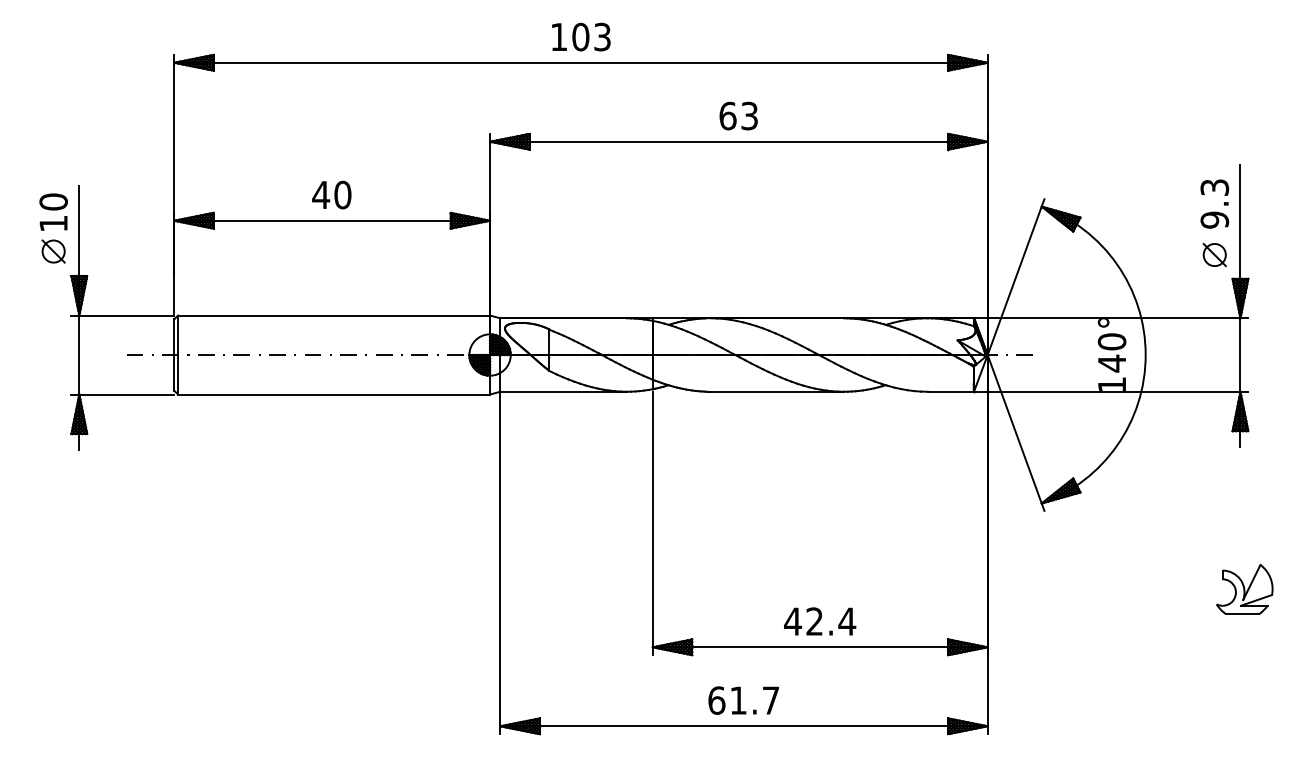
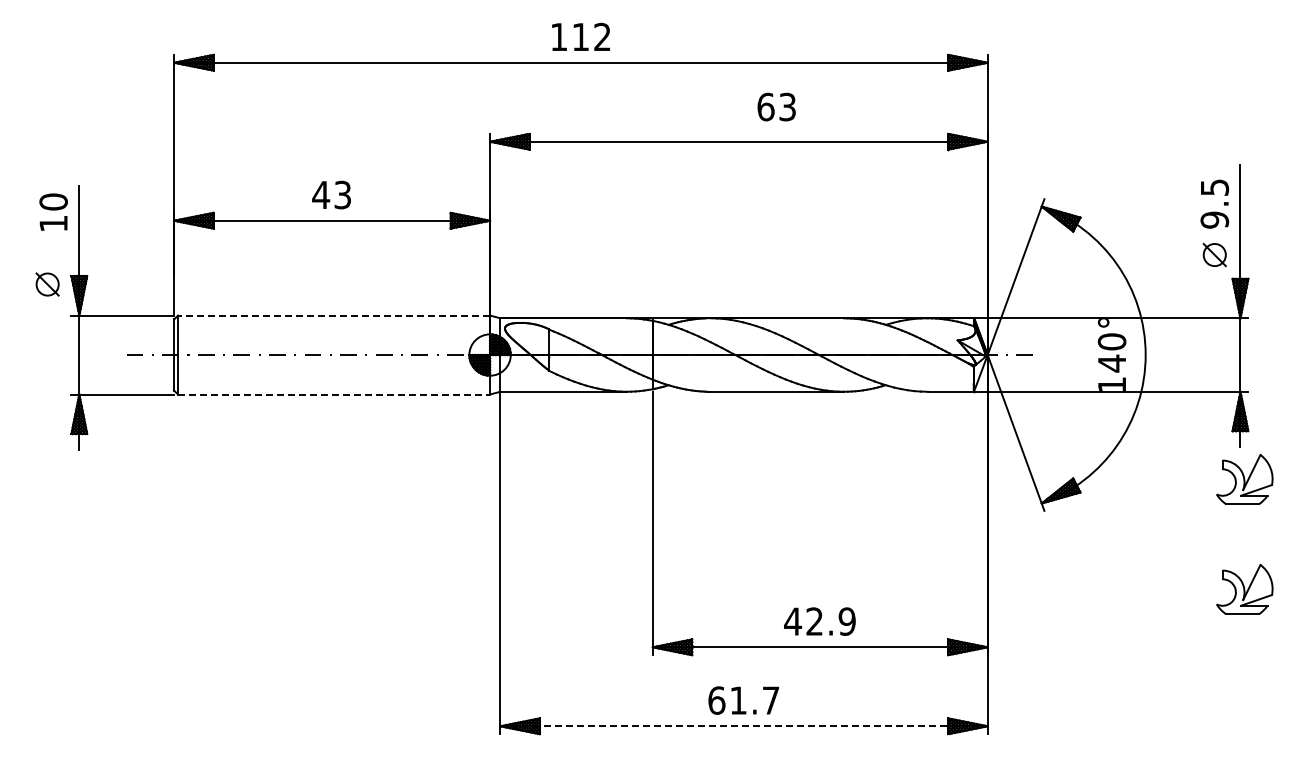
text: 103 -> 112 (591, 36)
text position: (738, 115) -> (776, 106) (776, 106)
text: 9.3 -> 9.5 (1214, 186)
text: 40 -> 43 (342, 194)
part position: (53, 251) -> (47, 284) (47, 284)
line: solid -> dashed (333, 315)
line: solid -> dashed (334, 394)
part: none -> present (1244, 479)
text: 42.4 -> 42.9 (847, 621)
line: solid -> dashed (744, 726)
